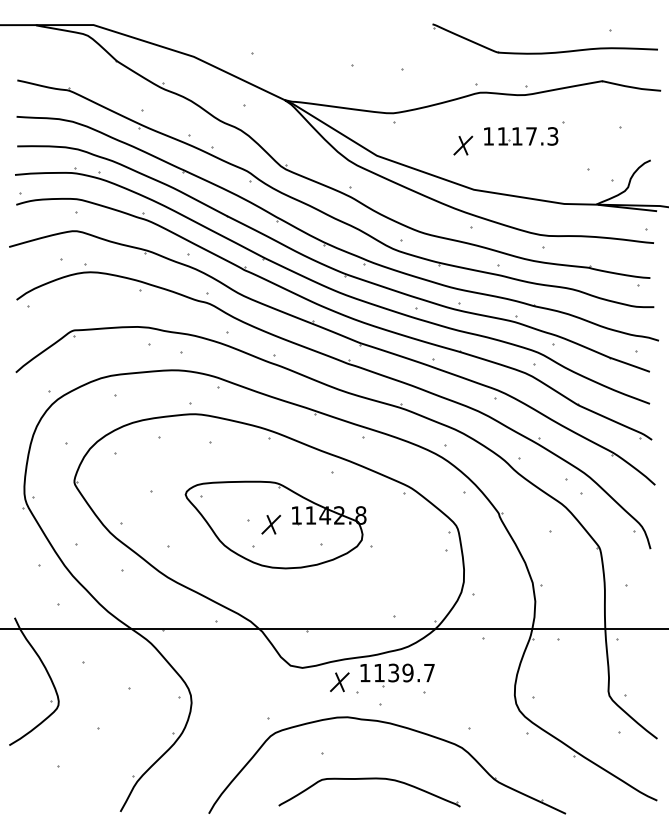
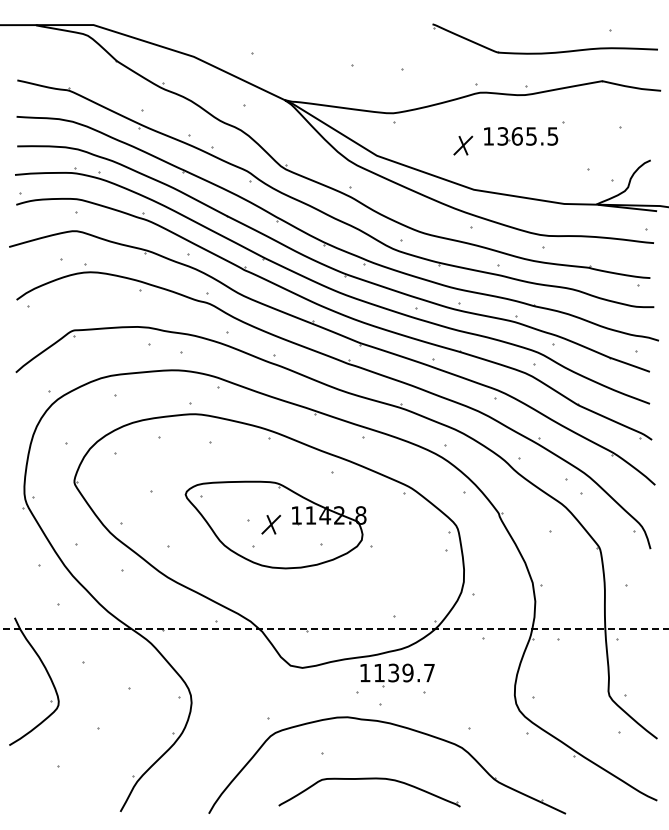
text: 1117.3 -> 1365.5 (527, 136)
line: solid -> dashed (334, 628)
part: present -> none (339, 682)
